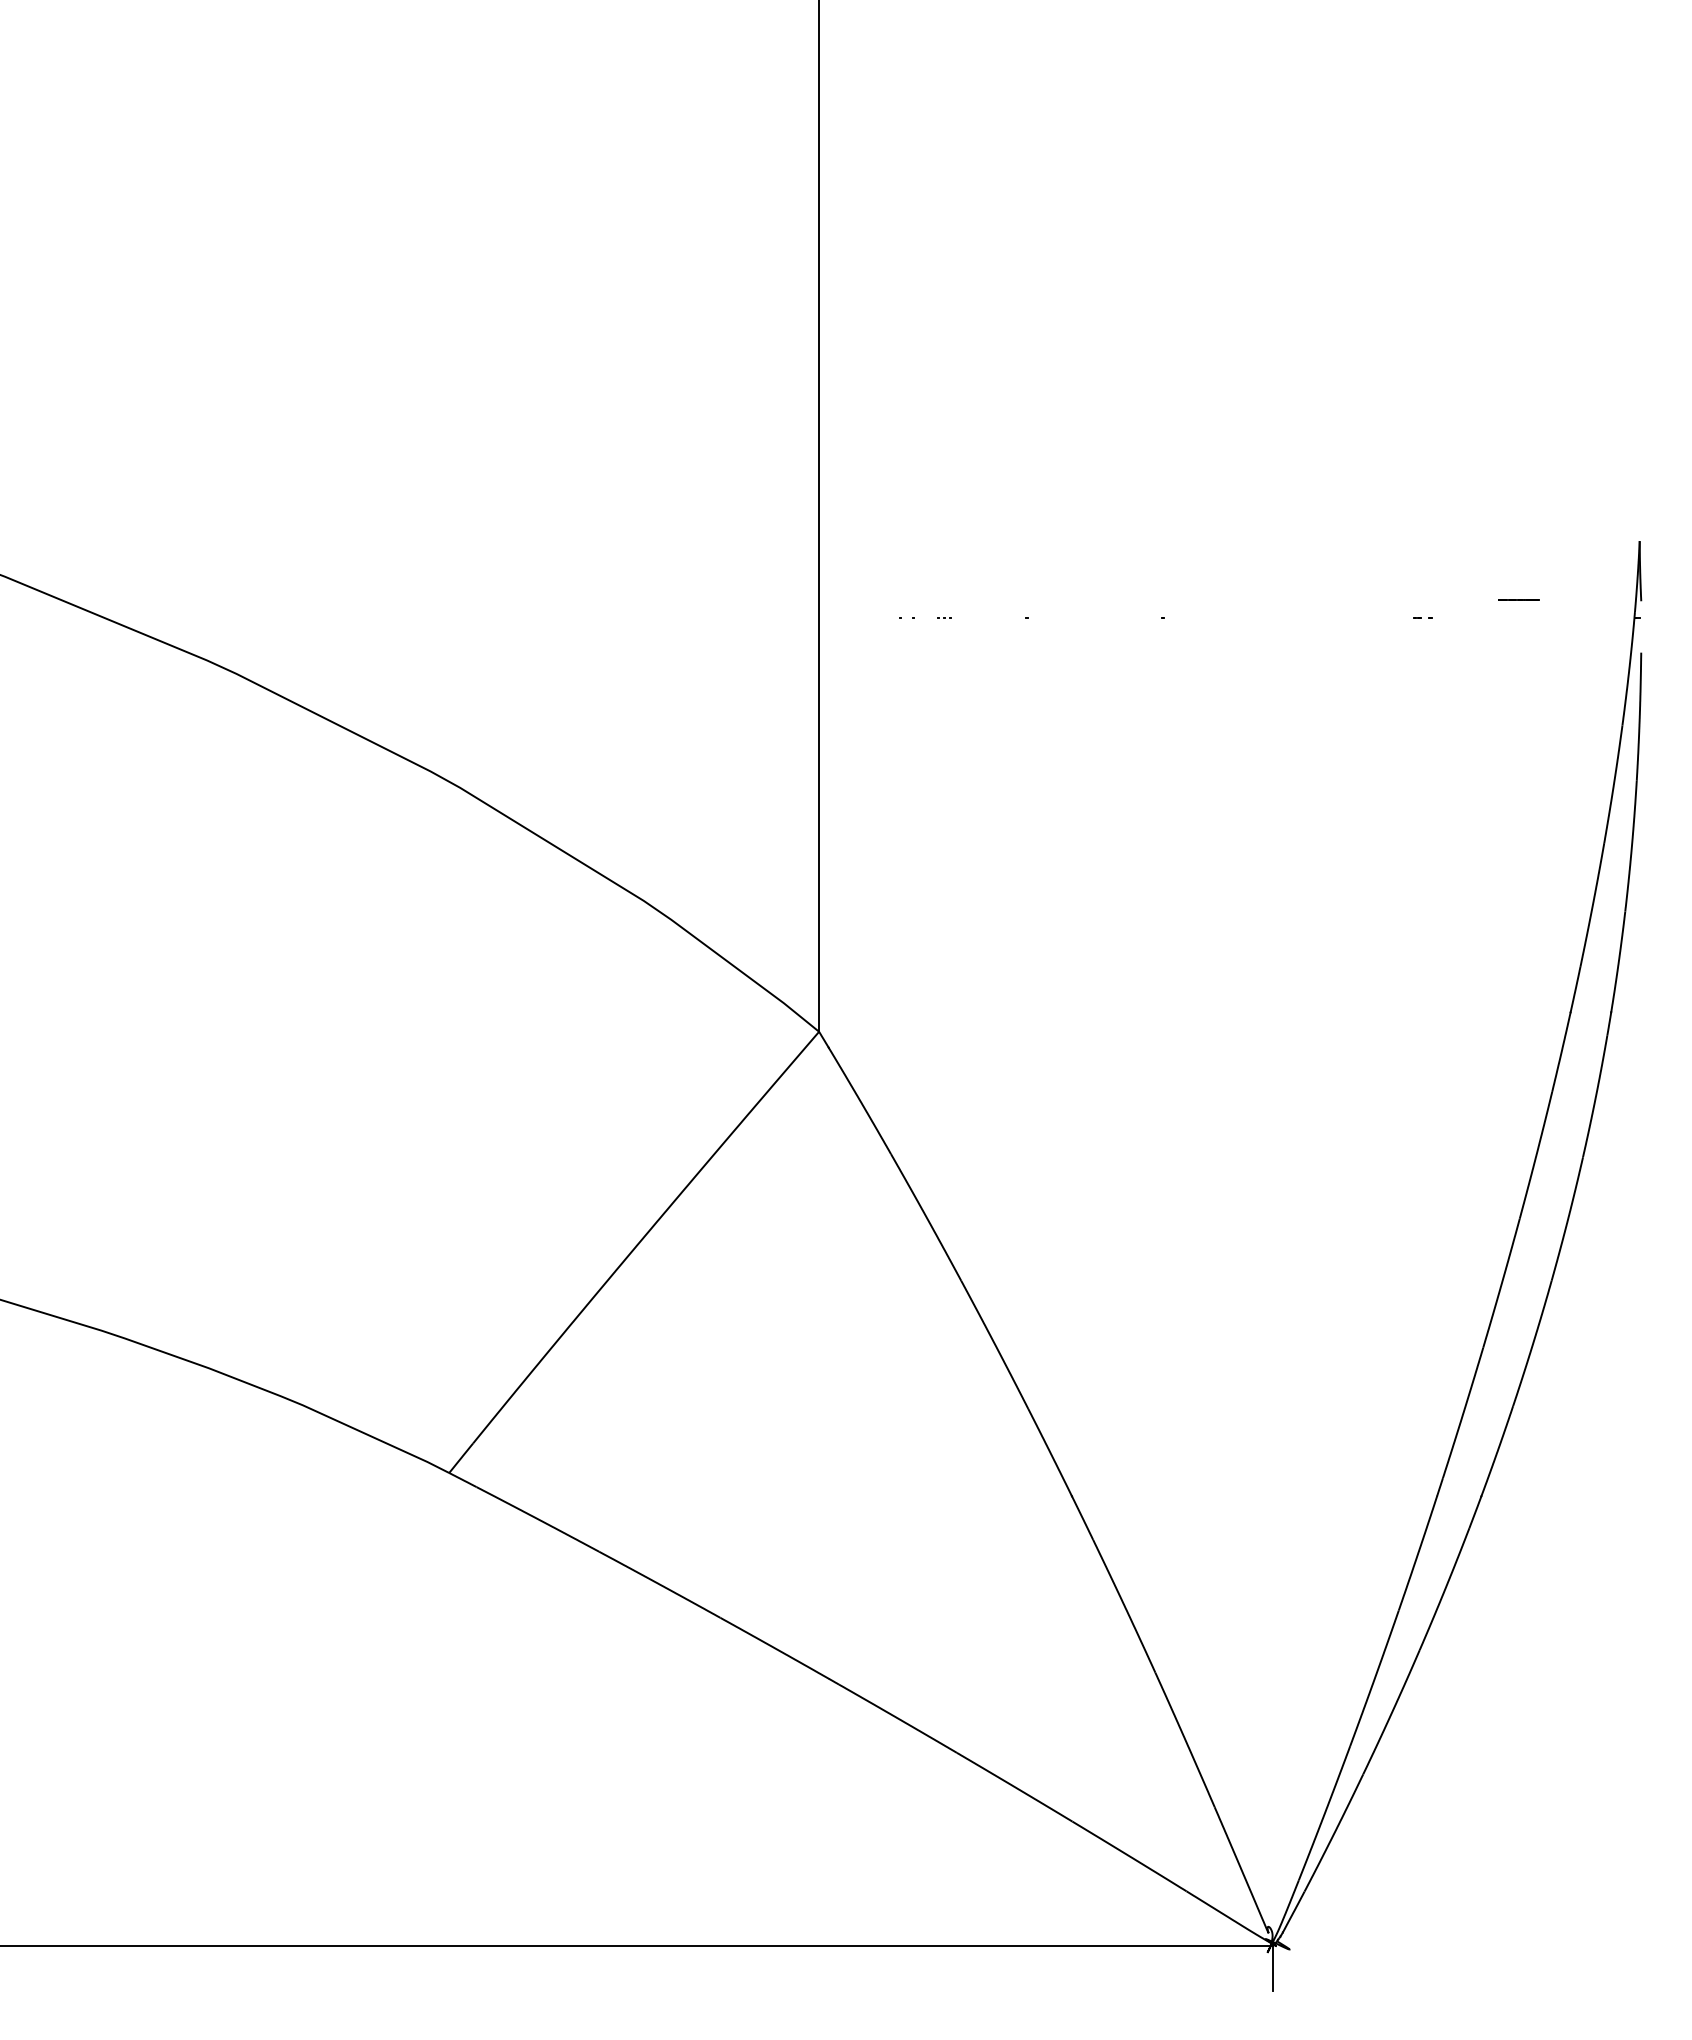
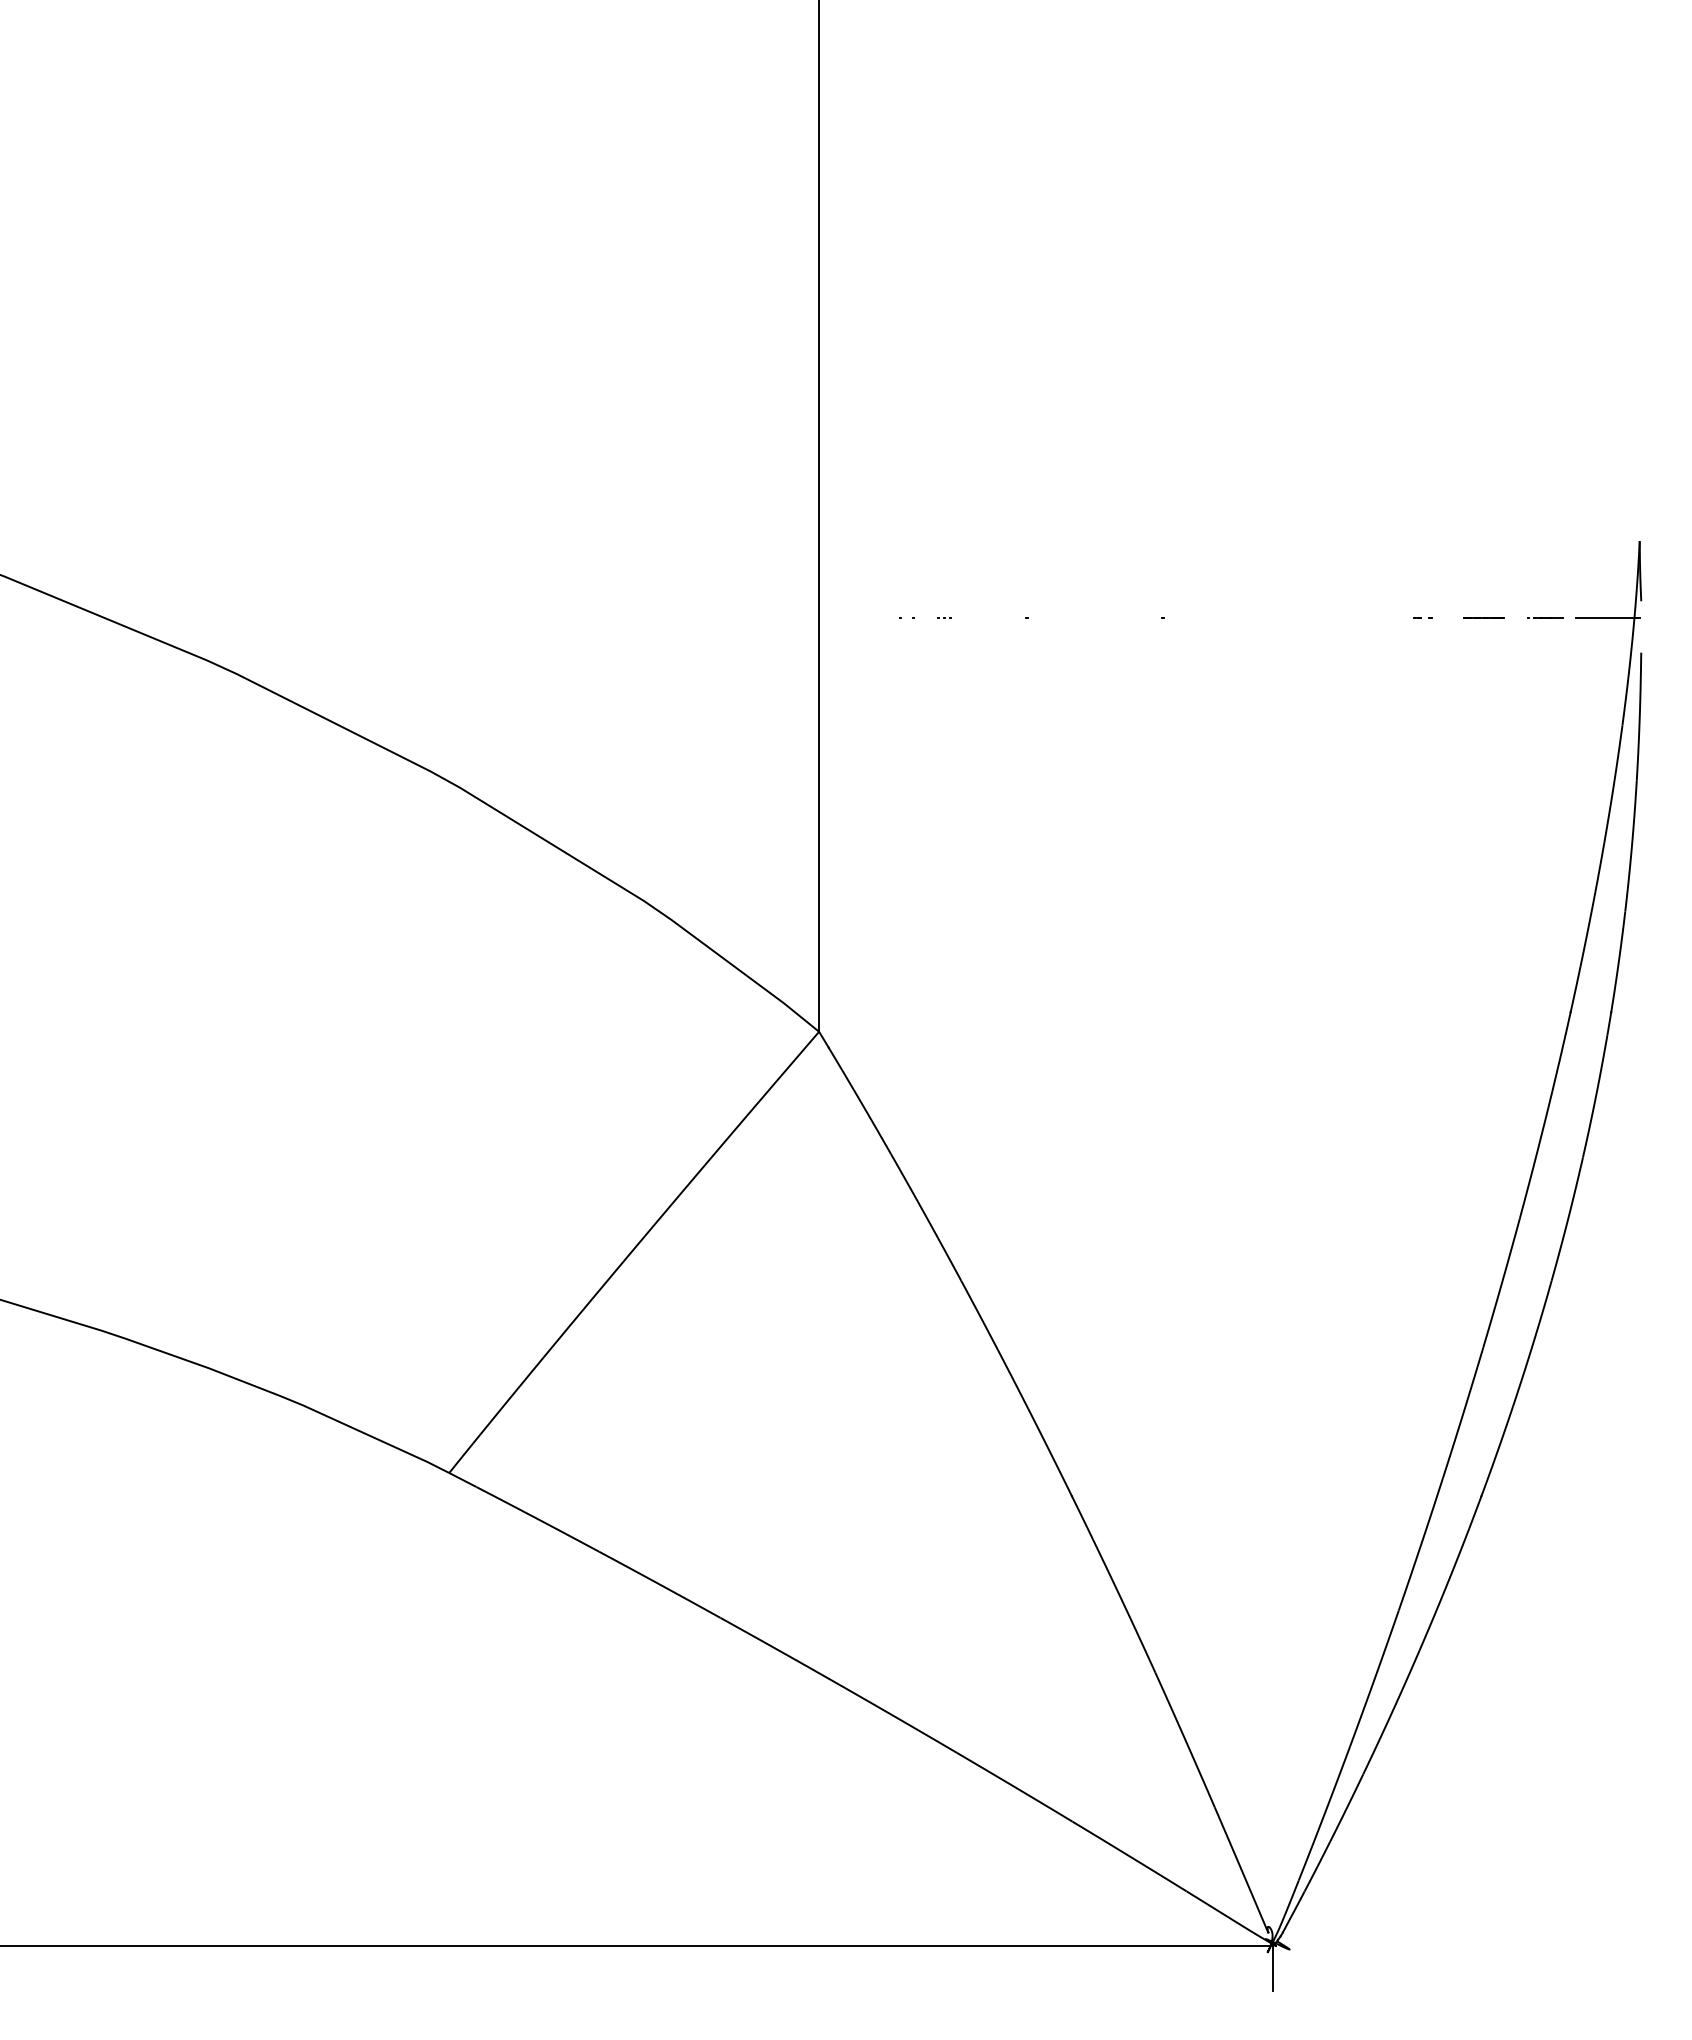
line position: (1518, 599) -> (1483, 617) (1483, 617)
line: none -> present (1545, 617)
line: none -> present (1604, 617)
